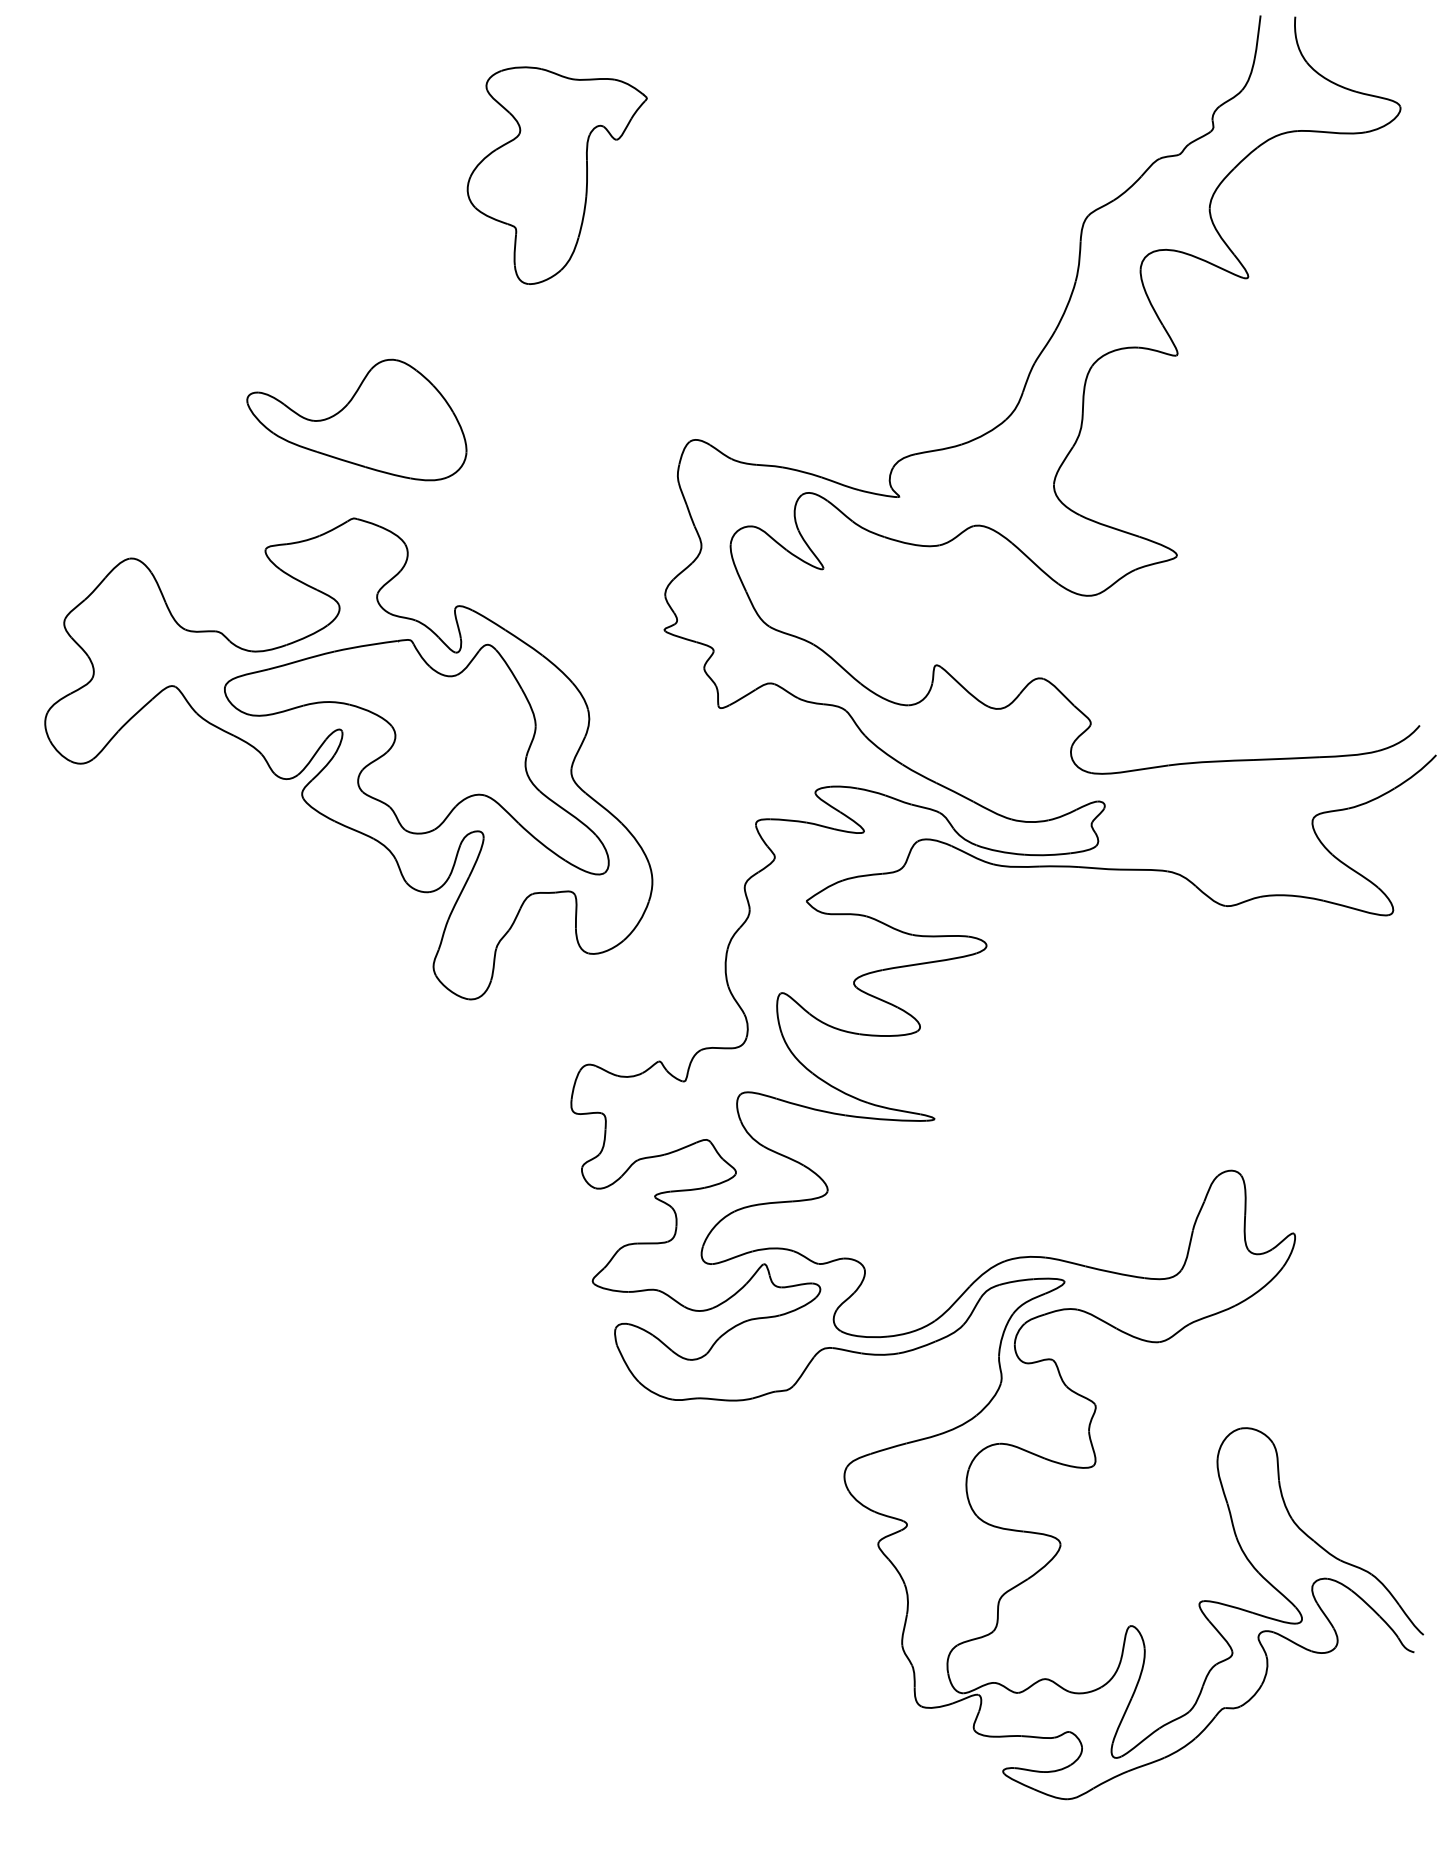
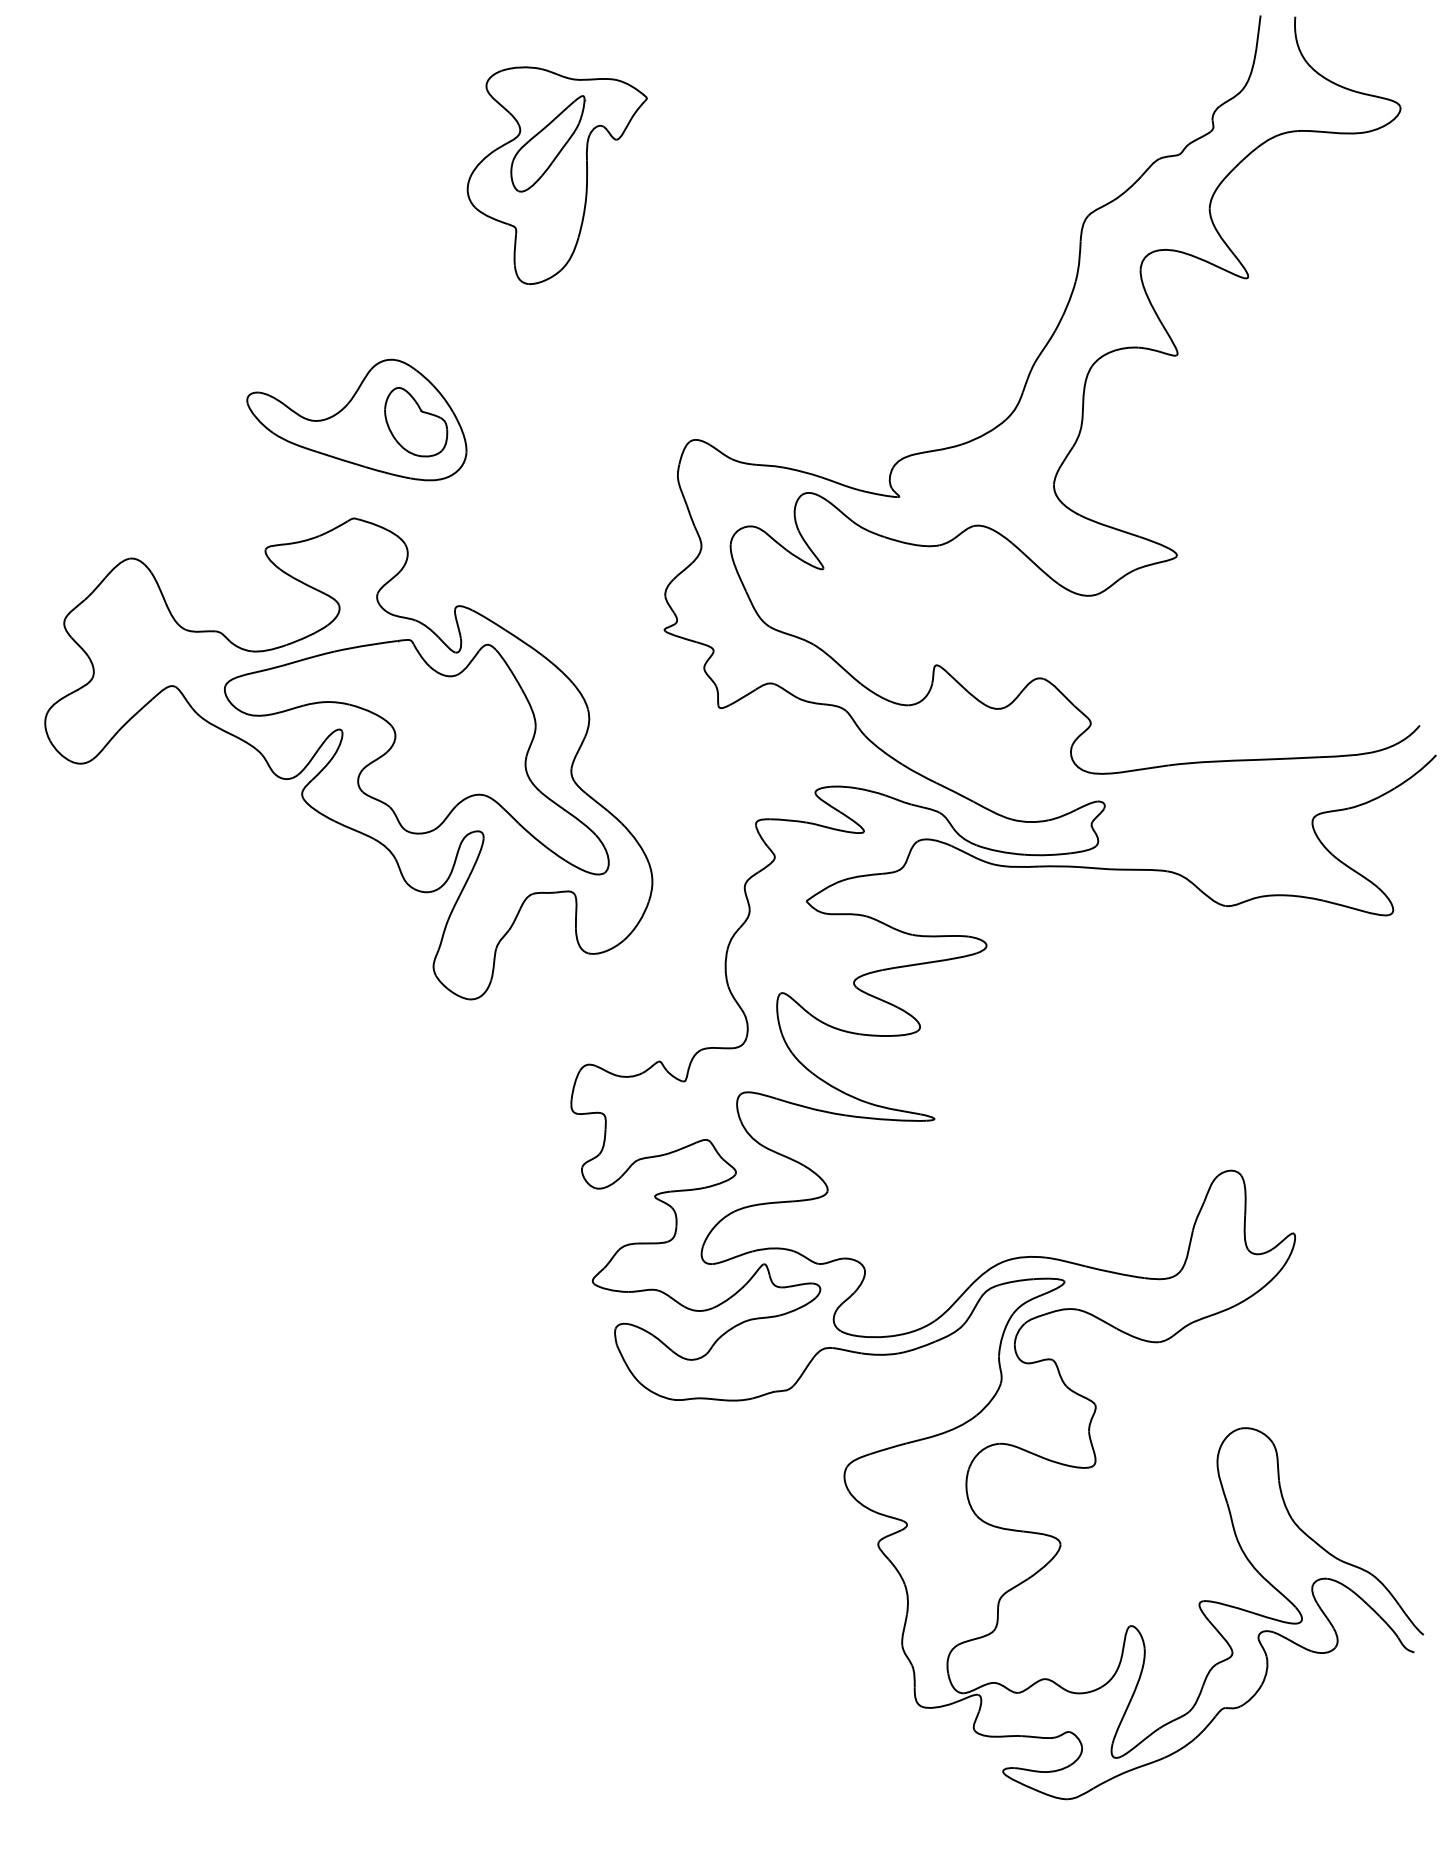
part: none -> present (548, 143)
part: none -> present (416, 422)
